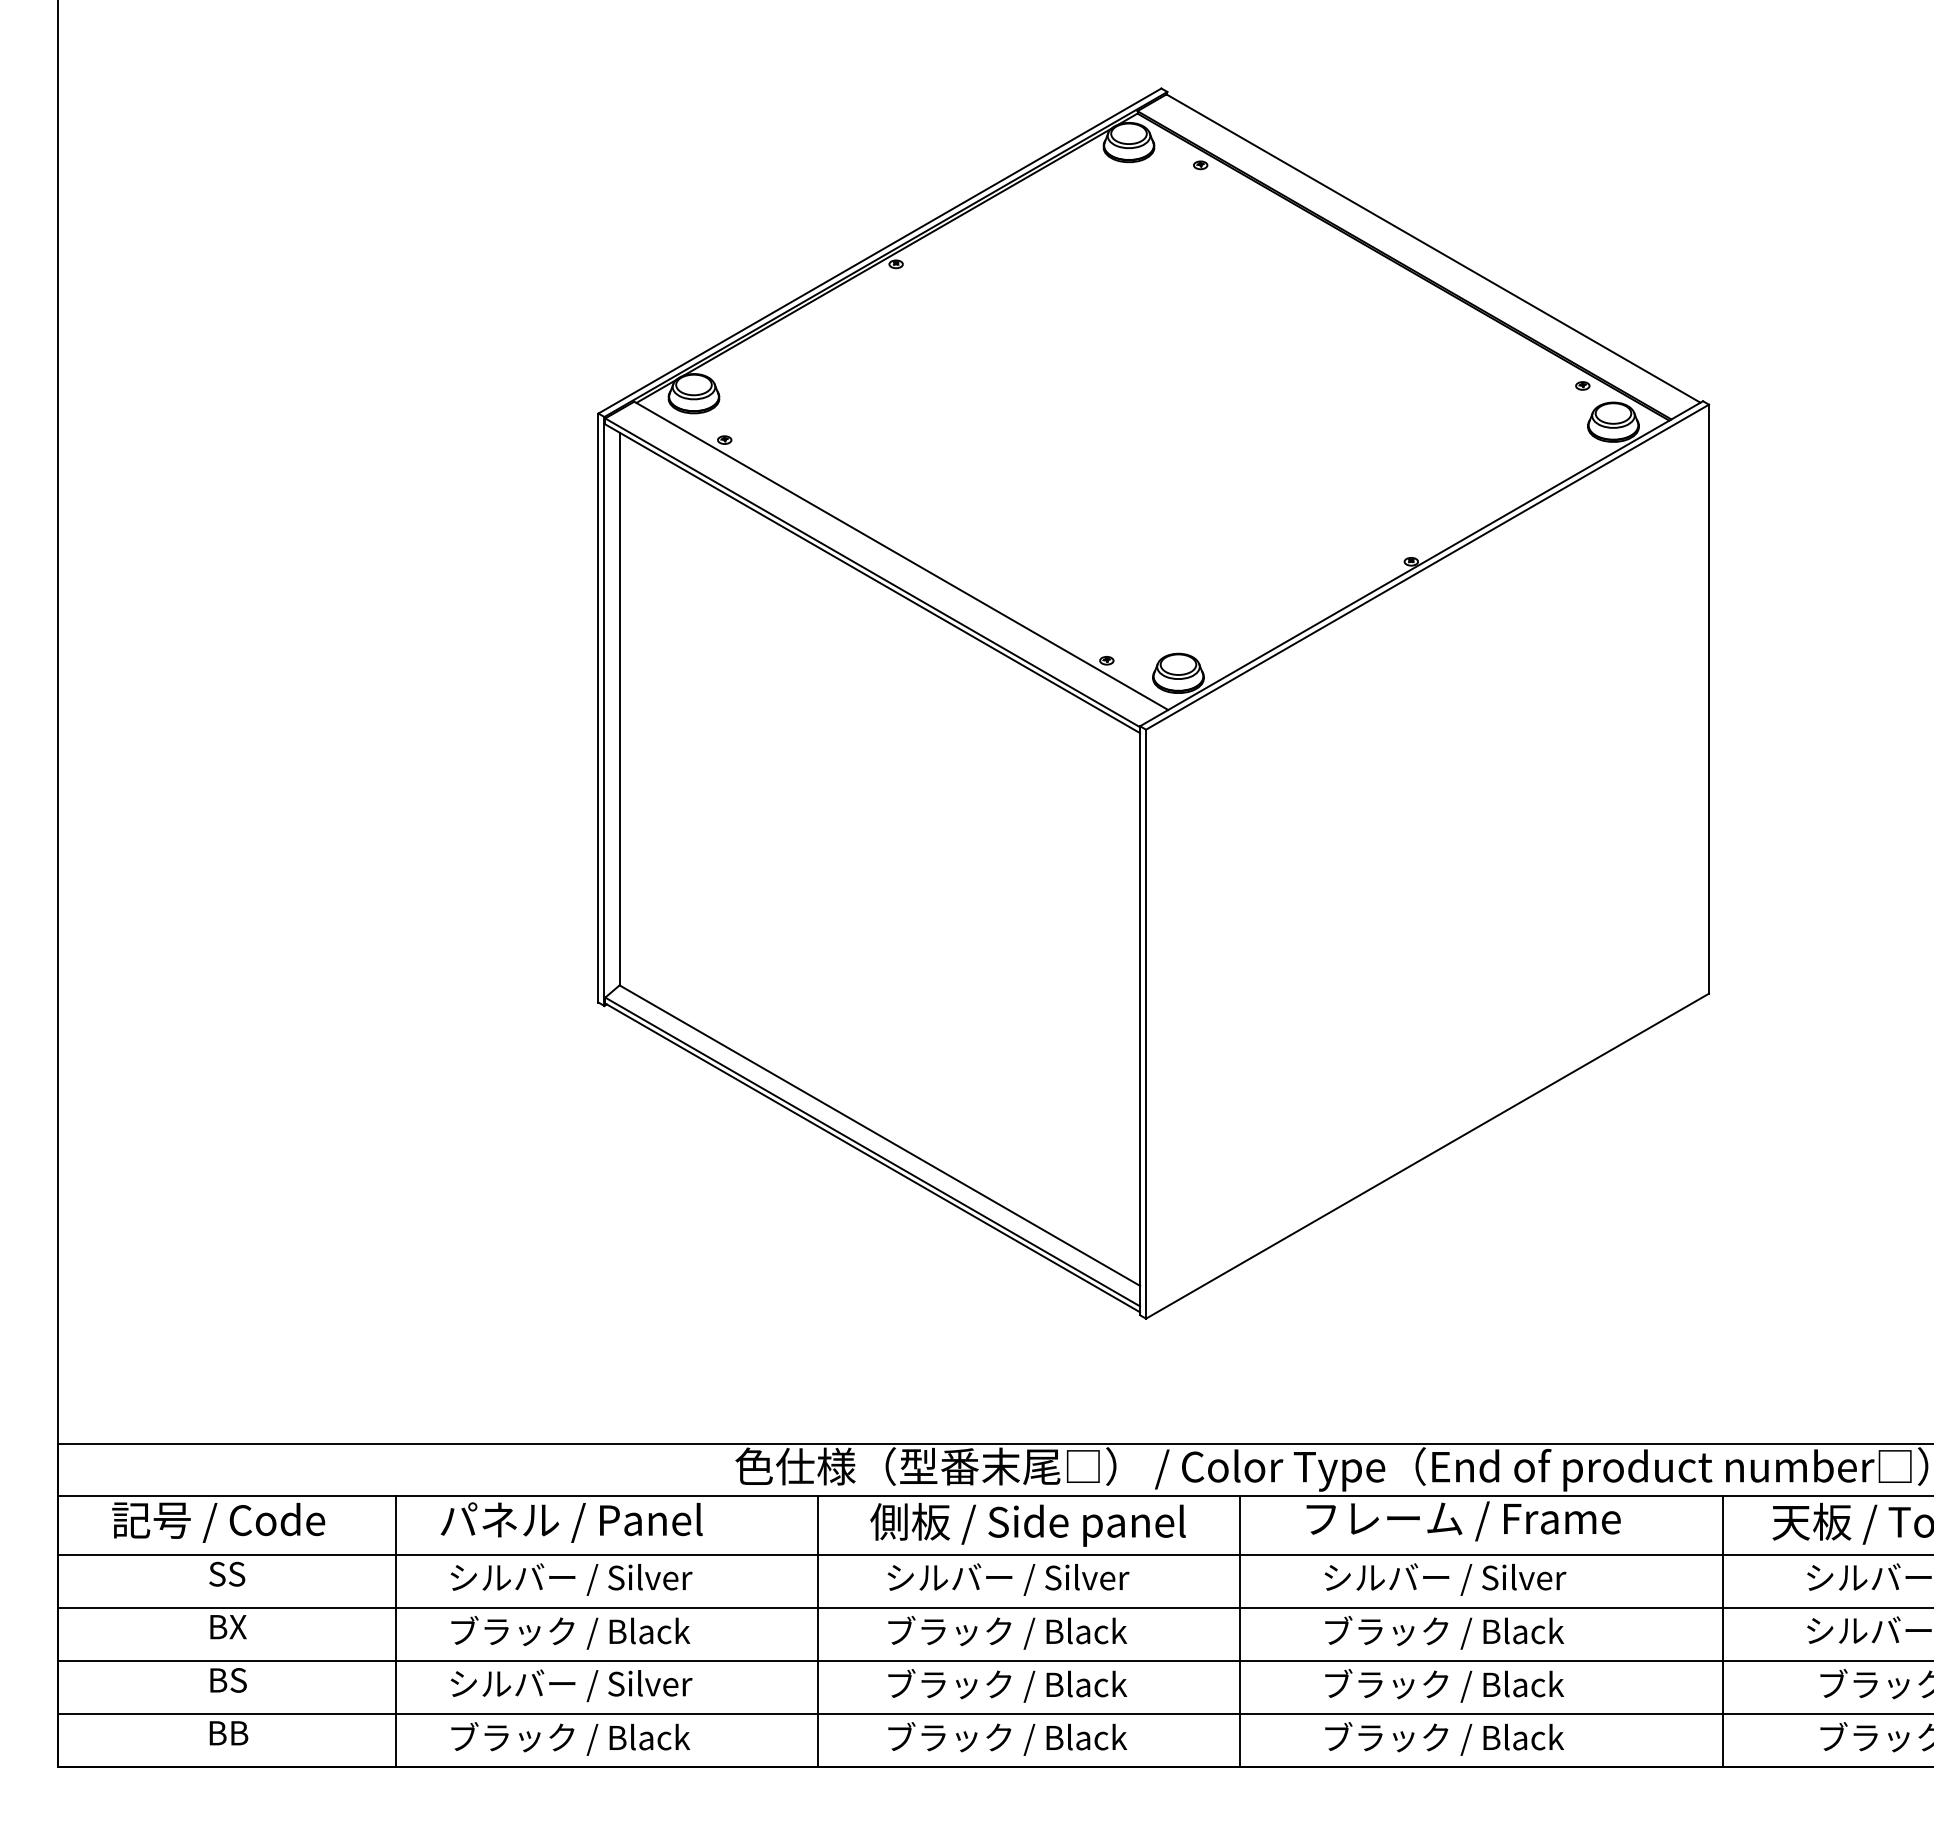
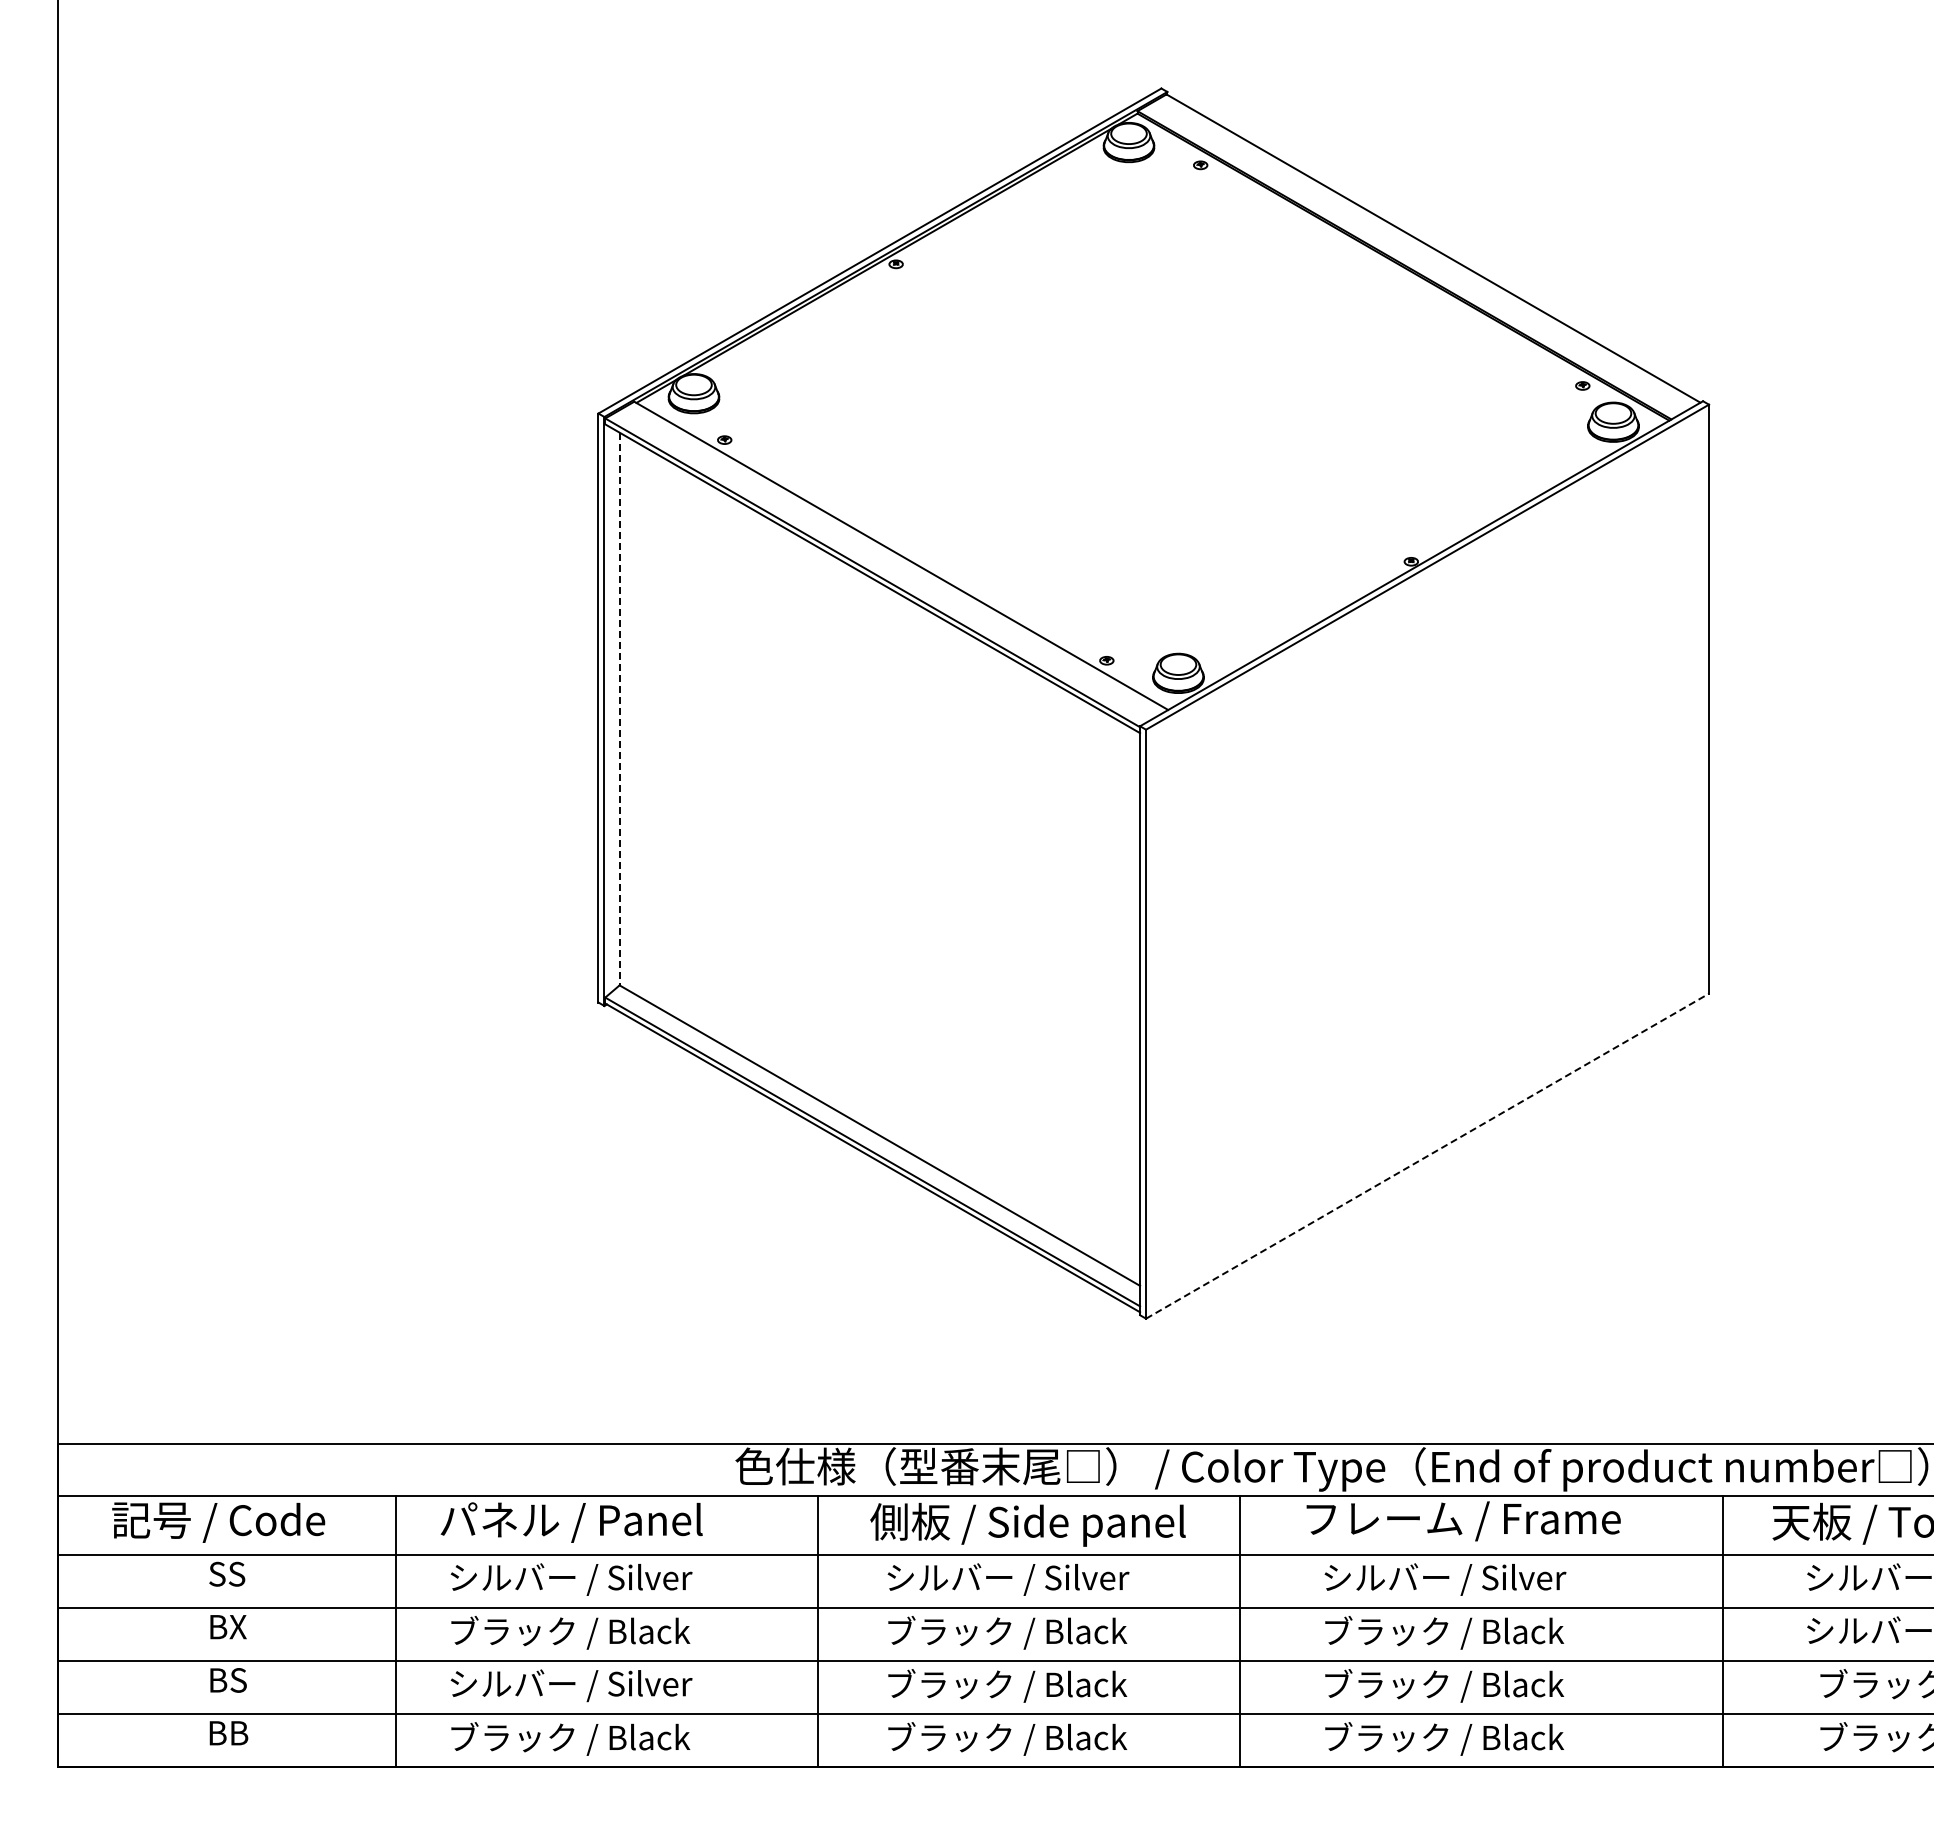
line: solid -> dashed (619, 709)
line: solid -> dashed (1427, 1155)
